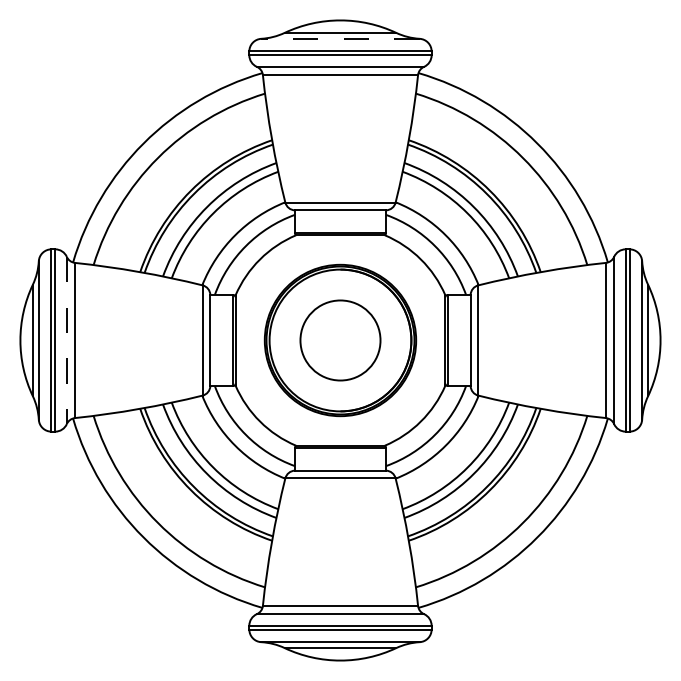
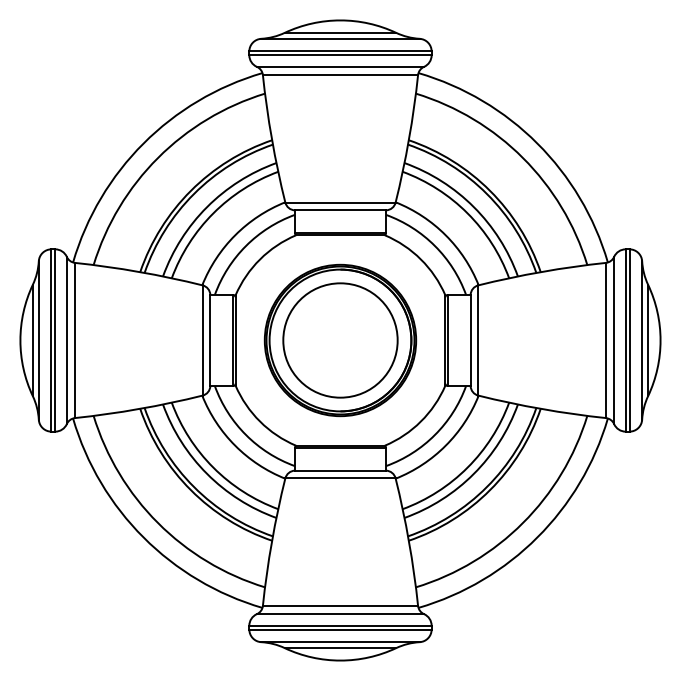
line: dashed -> solid (340, 38)
line: dashed -> solid (66, 340)
circle diameter: 80 px -> 114 px (340, 340)
